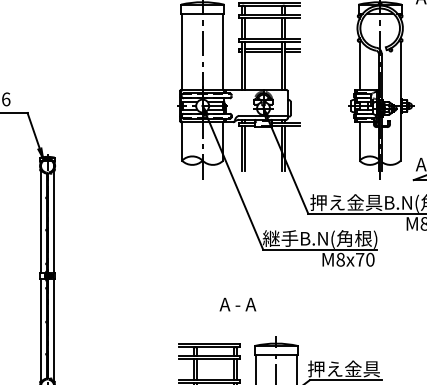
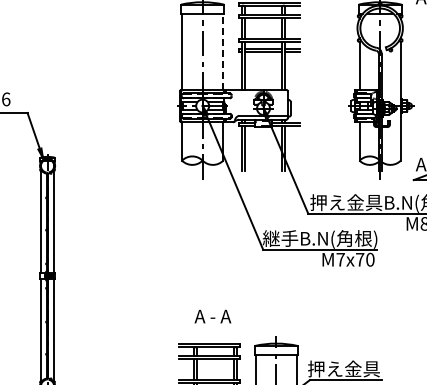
line: solid -> dashed (223, 51)
text: M8x70 -> M7x70 (340, 259)
text position: (237, 304) -> (212, 316) (212, 316)
